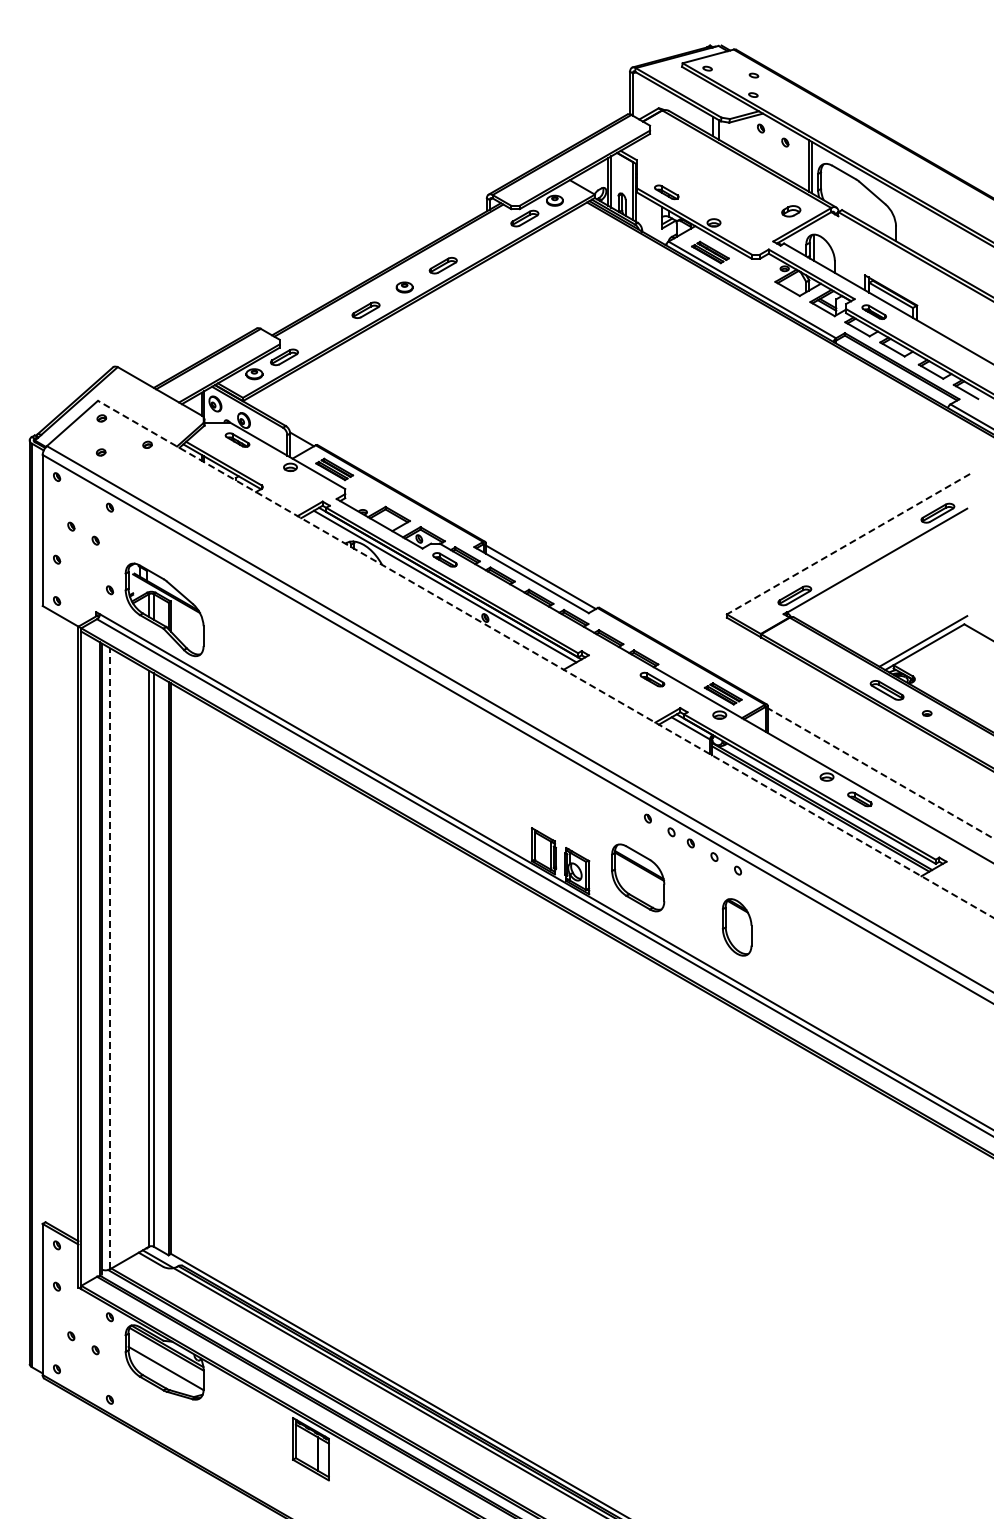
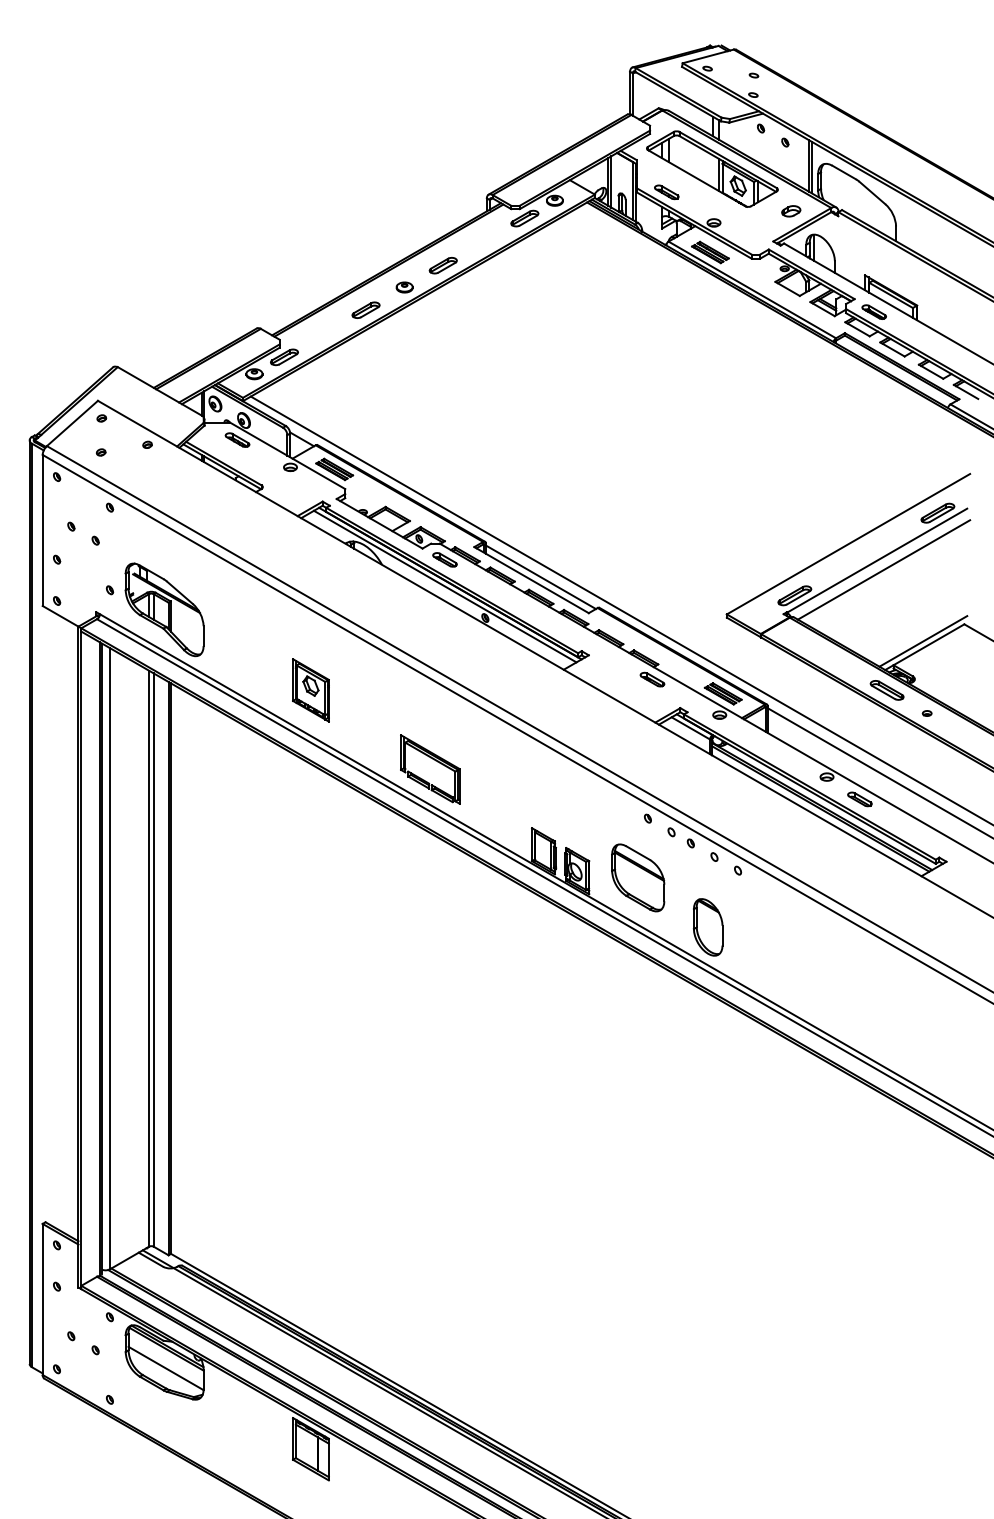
part: none -> present (712, 168)
line: dashed -> solid (848, 544)
line: none -> present (883, 569)
line: none -> present (620, 609)
line: dashed -> solid (545, 659)
part: none -> present (310, 690)
part: none -> present (430, 769)
line: dashed -> solid (880, 773)
part position: (736, 927) -> (707, 927) (707, 927)
line: dashed -> solid (109, 958)
